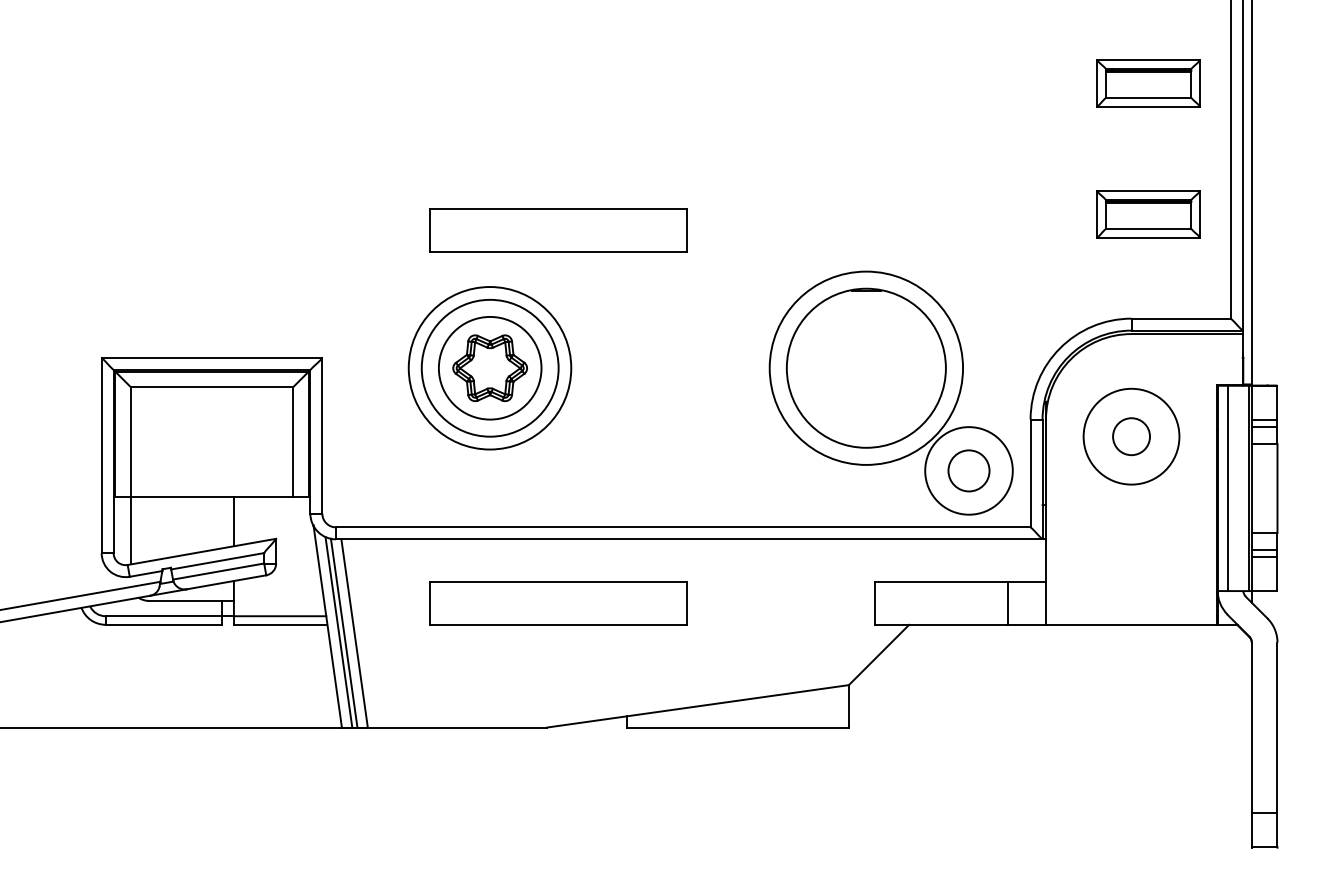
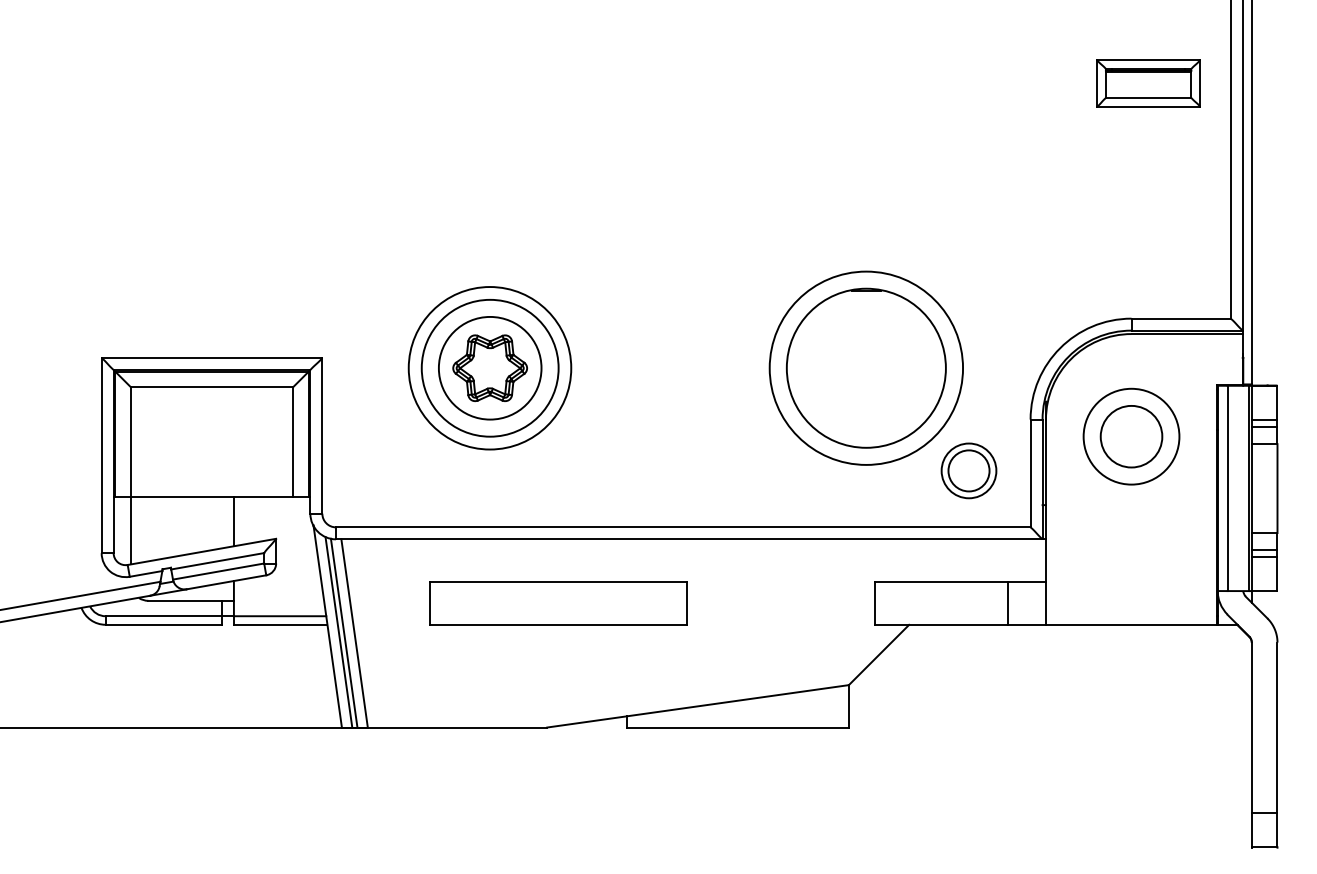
part: present -> none (1148, 214)
part: present -> none (558, 230)
circle diameter: 37 px -> 62 px (1131, 436)
circle diameter: 88 px -> 55 px (968, 470)
